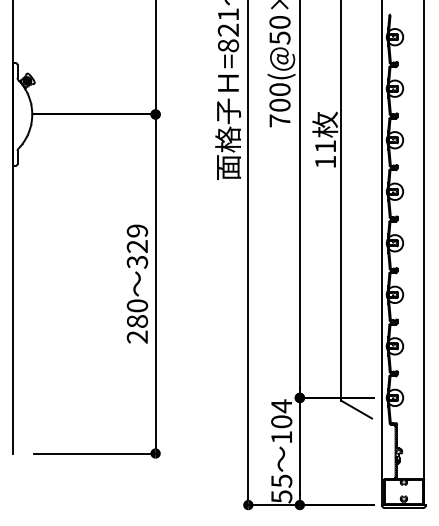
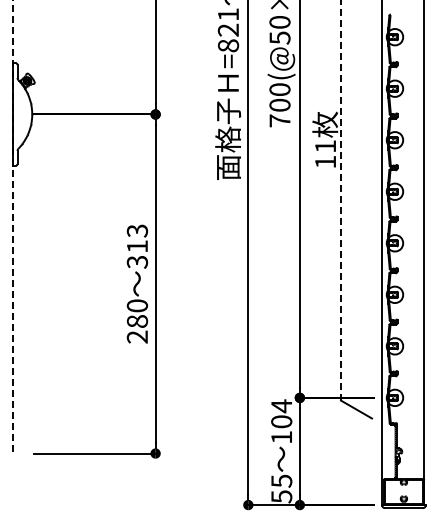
line: solid -> dashed (341, 200)
line: solid -> dashed (13, 226)
text: 329 -> 313 (136, 238)
